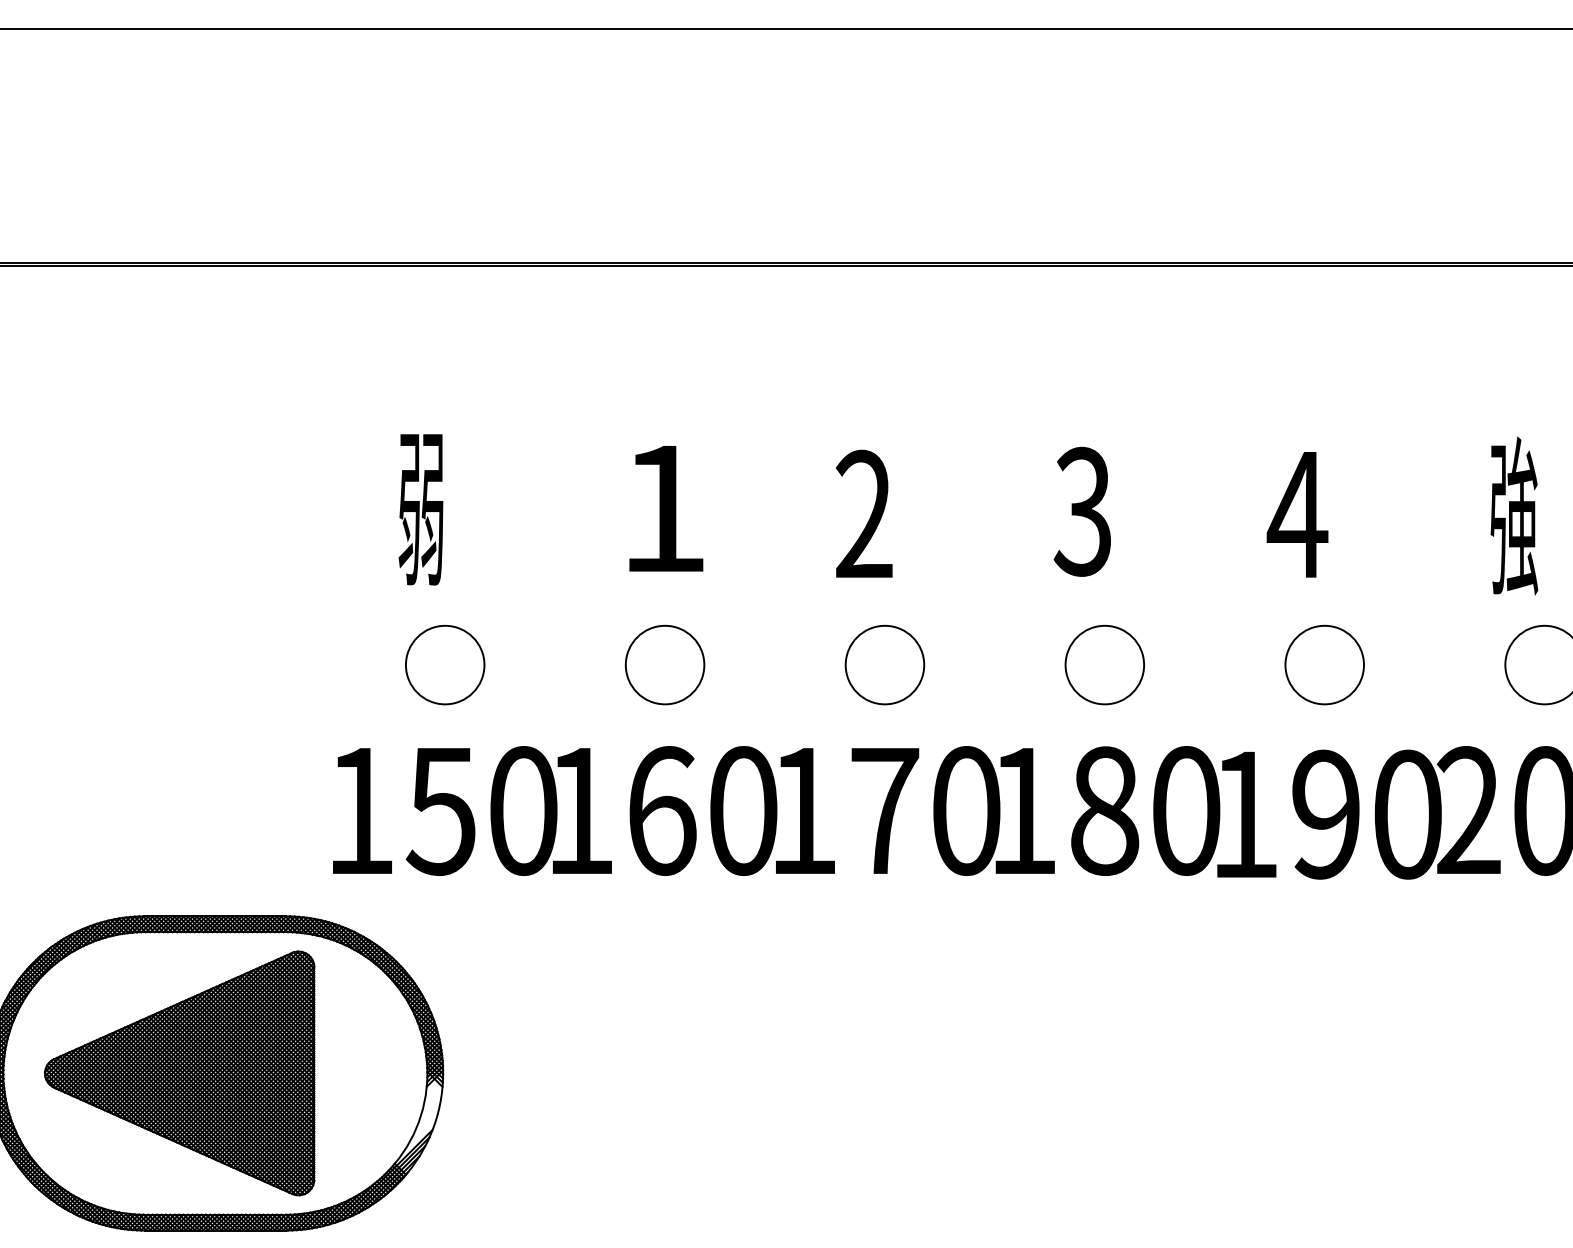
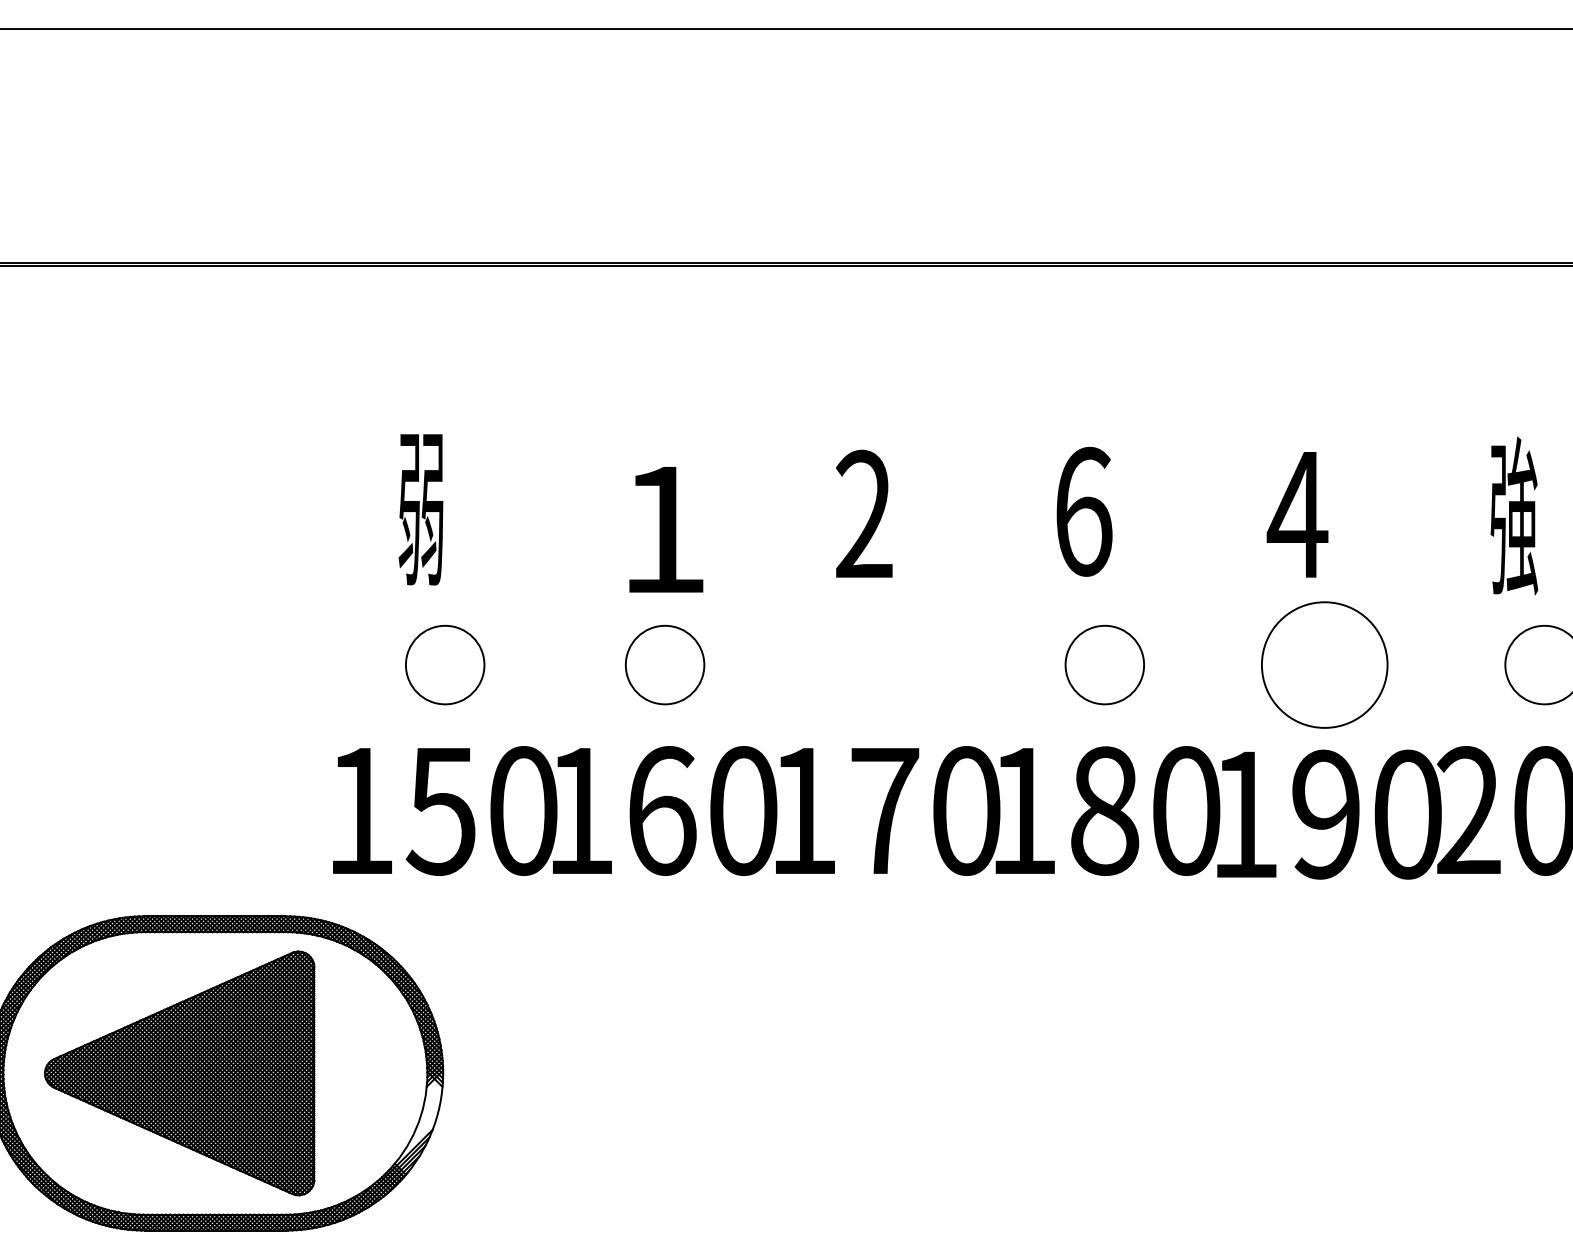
text position: (666, 508) -> (666, 529) (666, 529)
text: 3 -> 6 (1082, 511)
circle: present -> none (884, 664)
circle diameter: 79 px -> 126 px (1324, 664)
